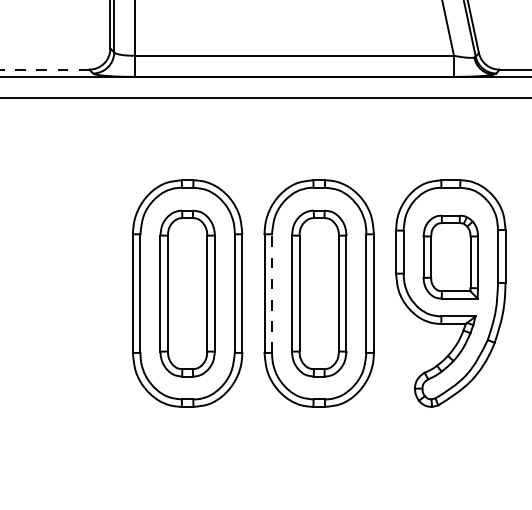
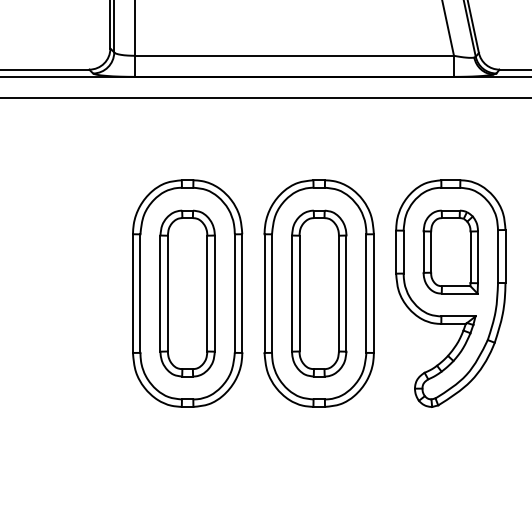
line: dashed -> solid (44, 69)
part position: (450, 256) -> (450, 251) (450, 251)
line: dashed -> solid (272, 293)
